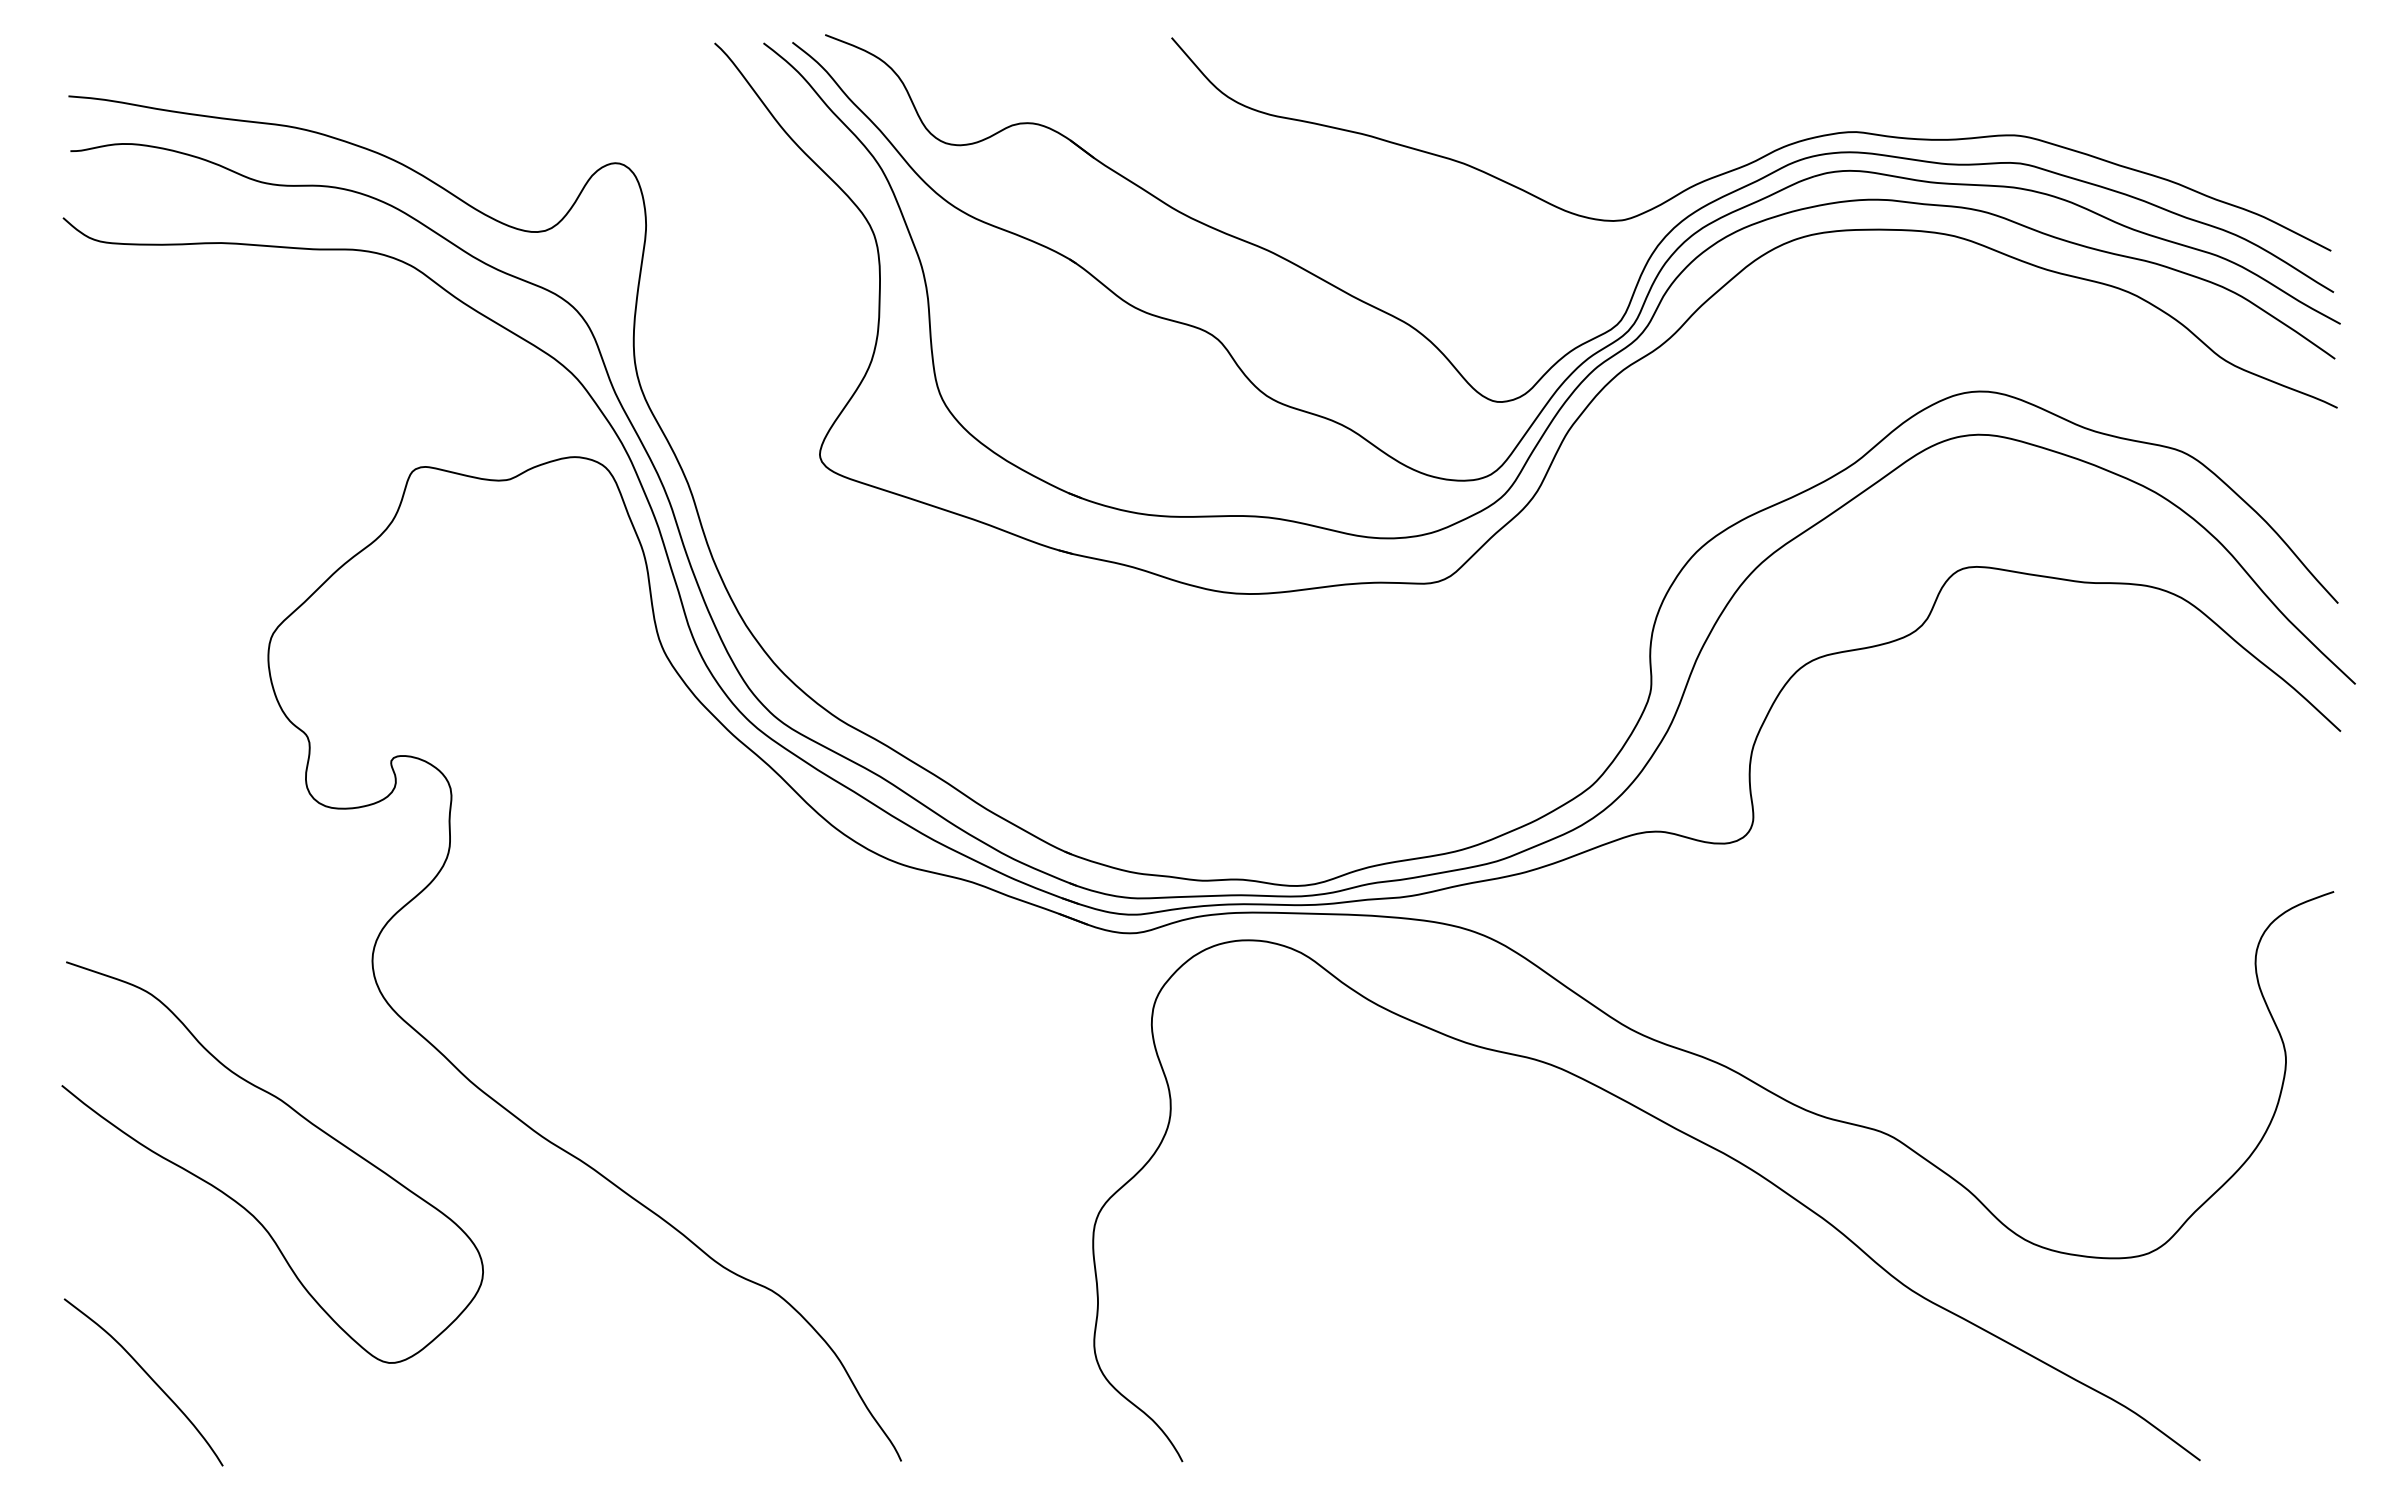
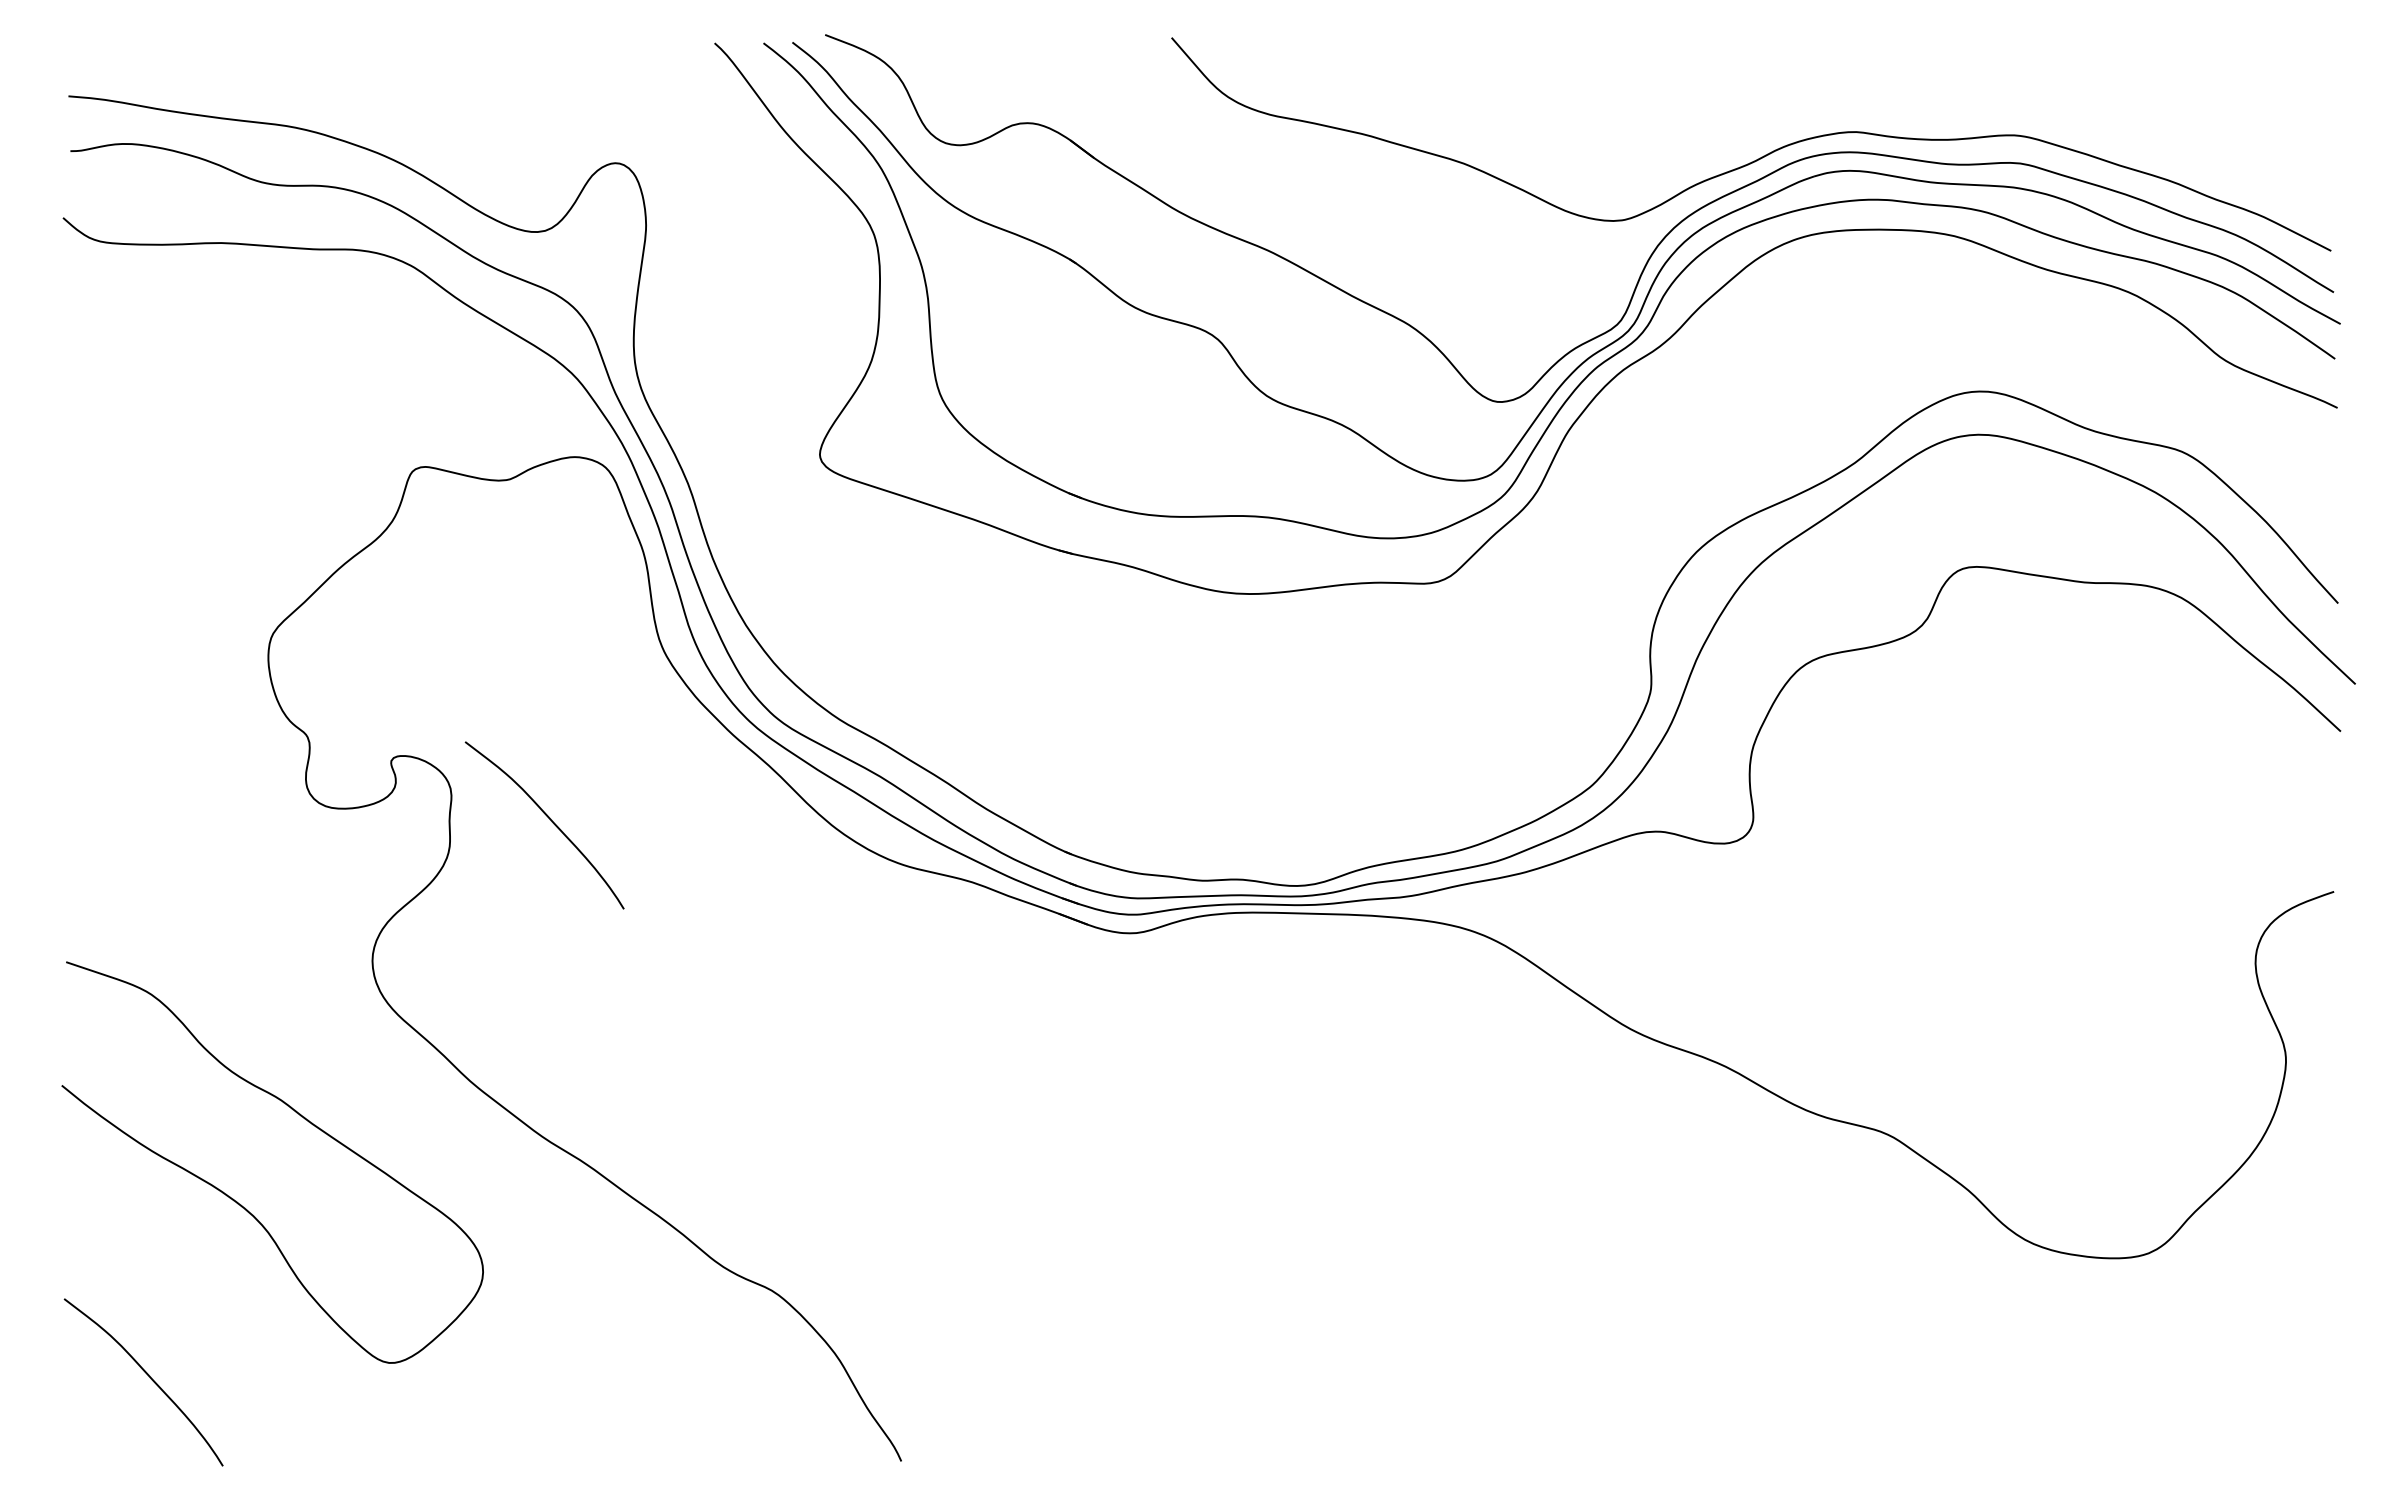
curve: none -> present (549, 819)
curve: present -> none (1680, 1132)
